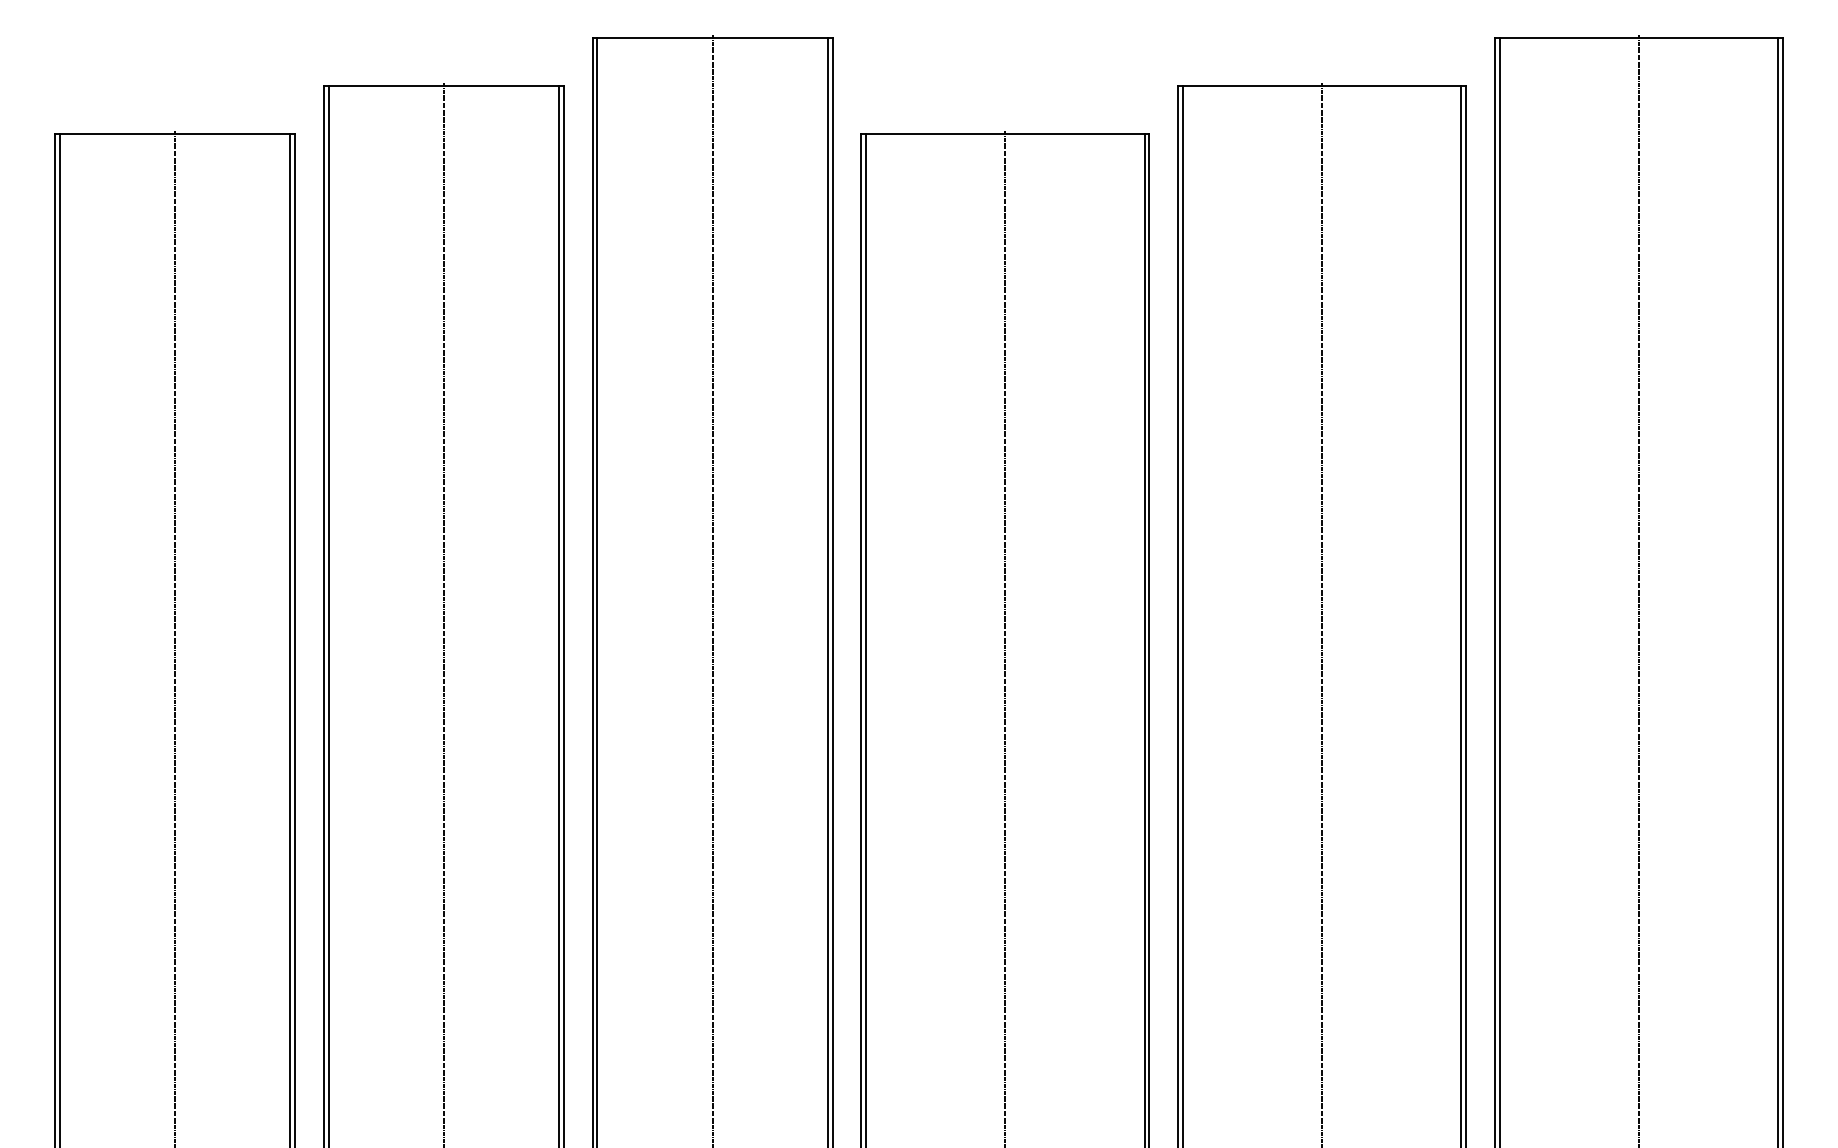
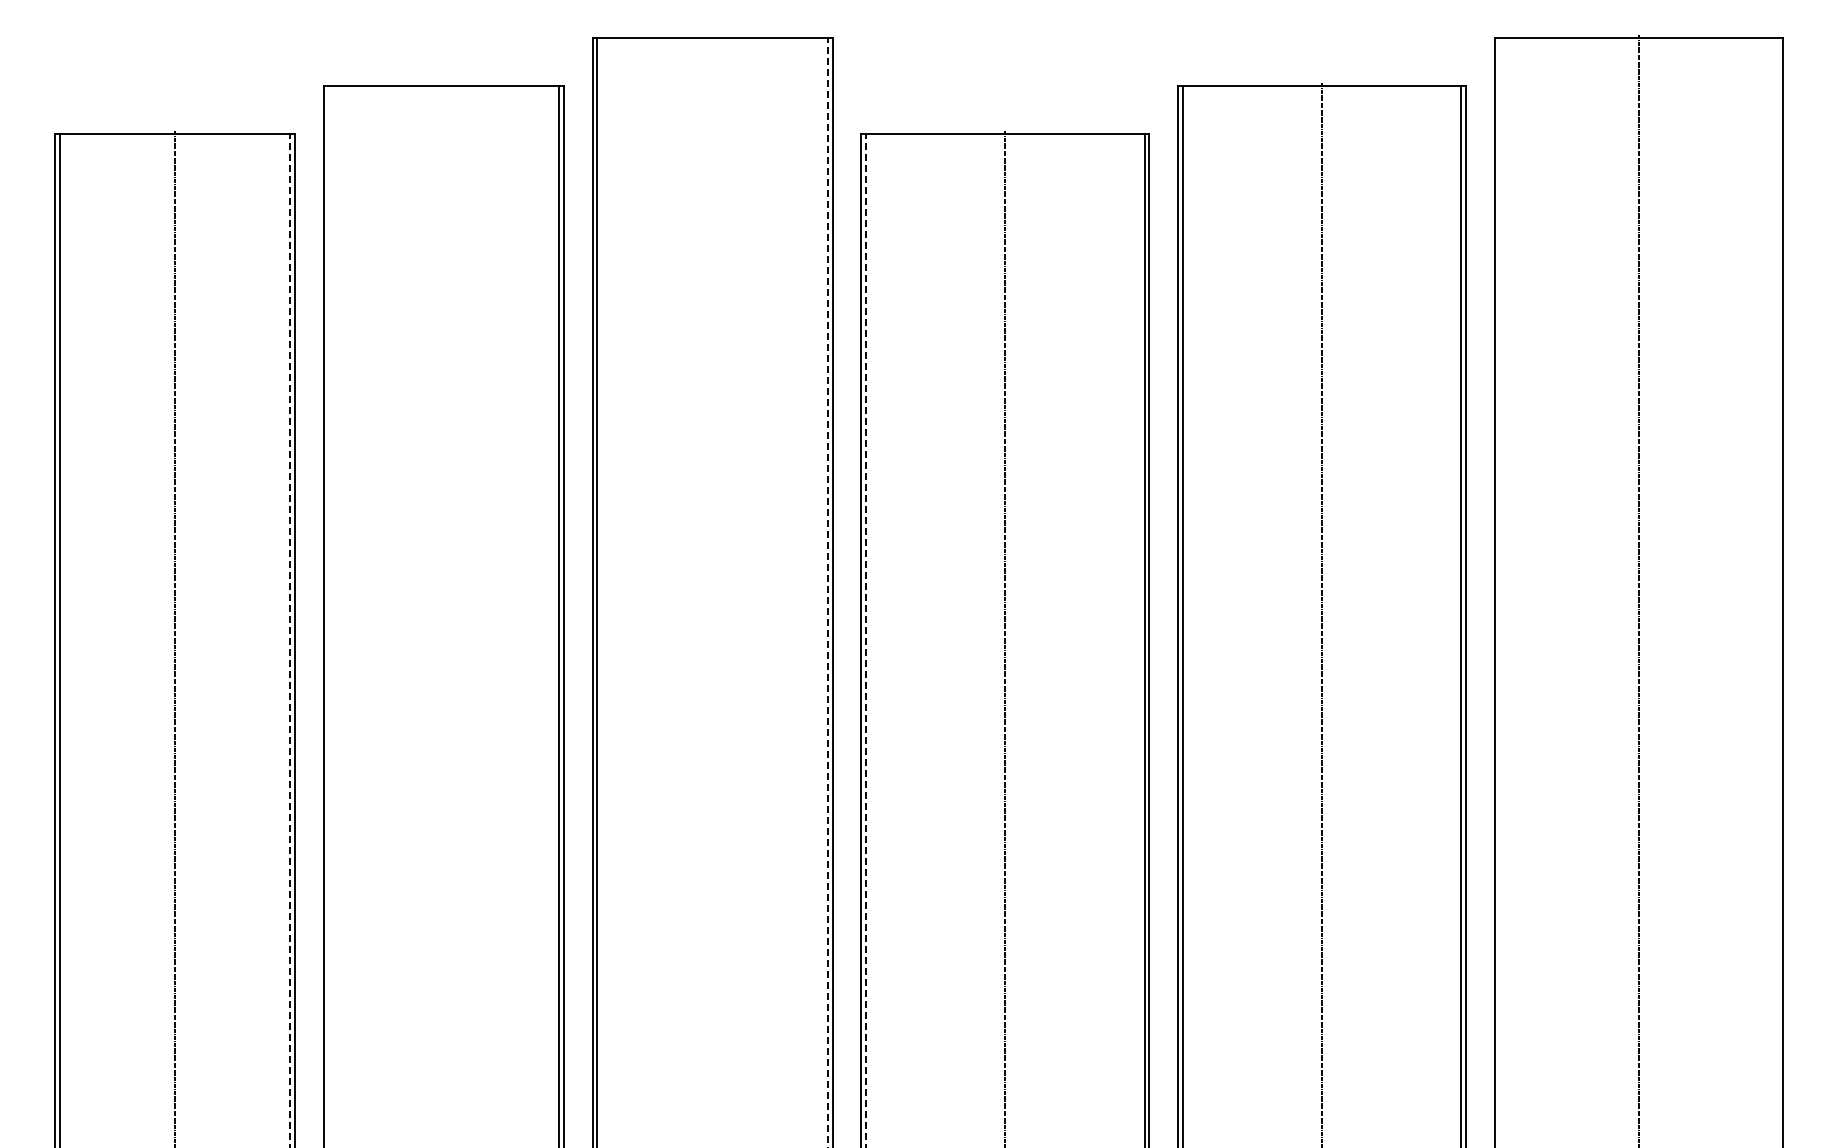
line: present -> none (712, 589)
line: present -> none (1499, 590)
line: present -> none (1778, 590)
line: solid -> dashed (827, 592)
line: present -> none (443, 613)
line: present -> none (328, 614)
line: solid -> dashed (290, 640)
line: solid -> dashed (866, 640)
